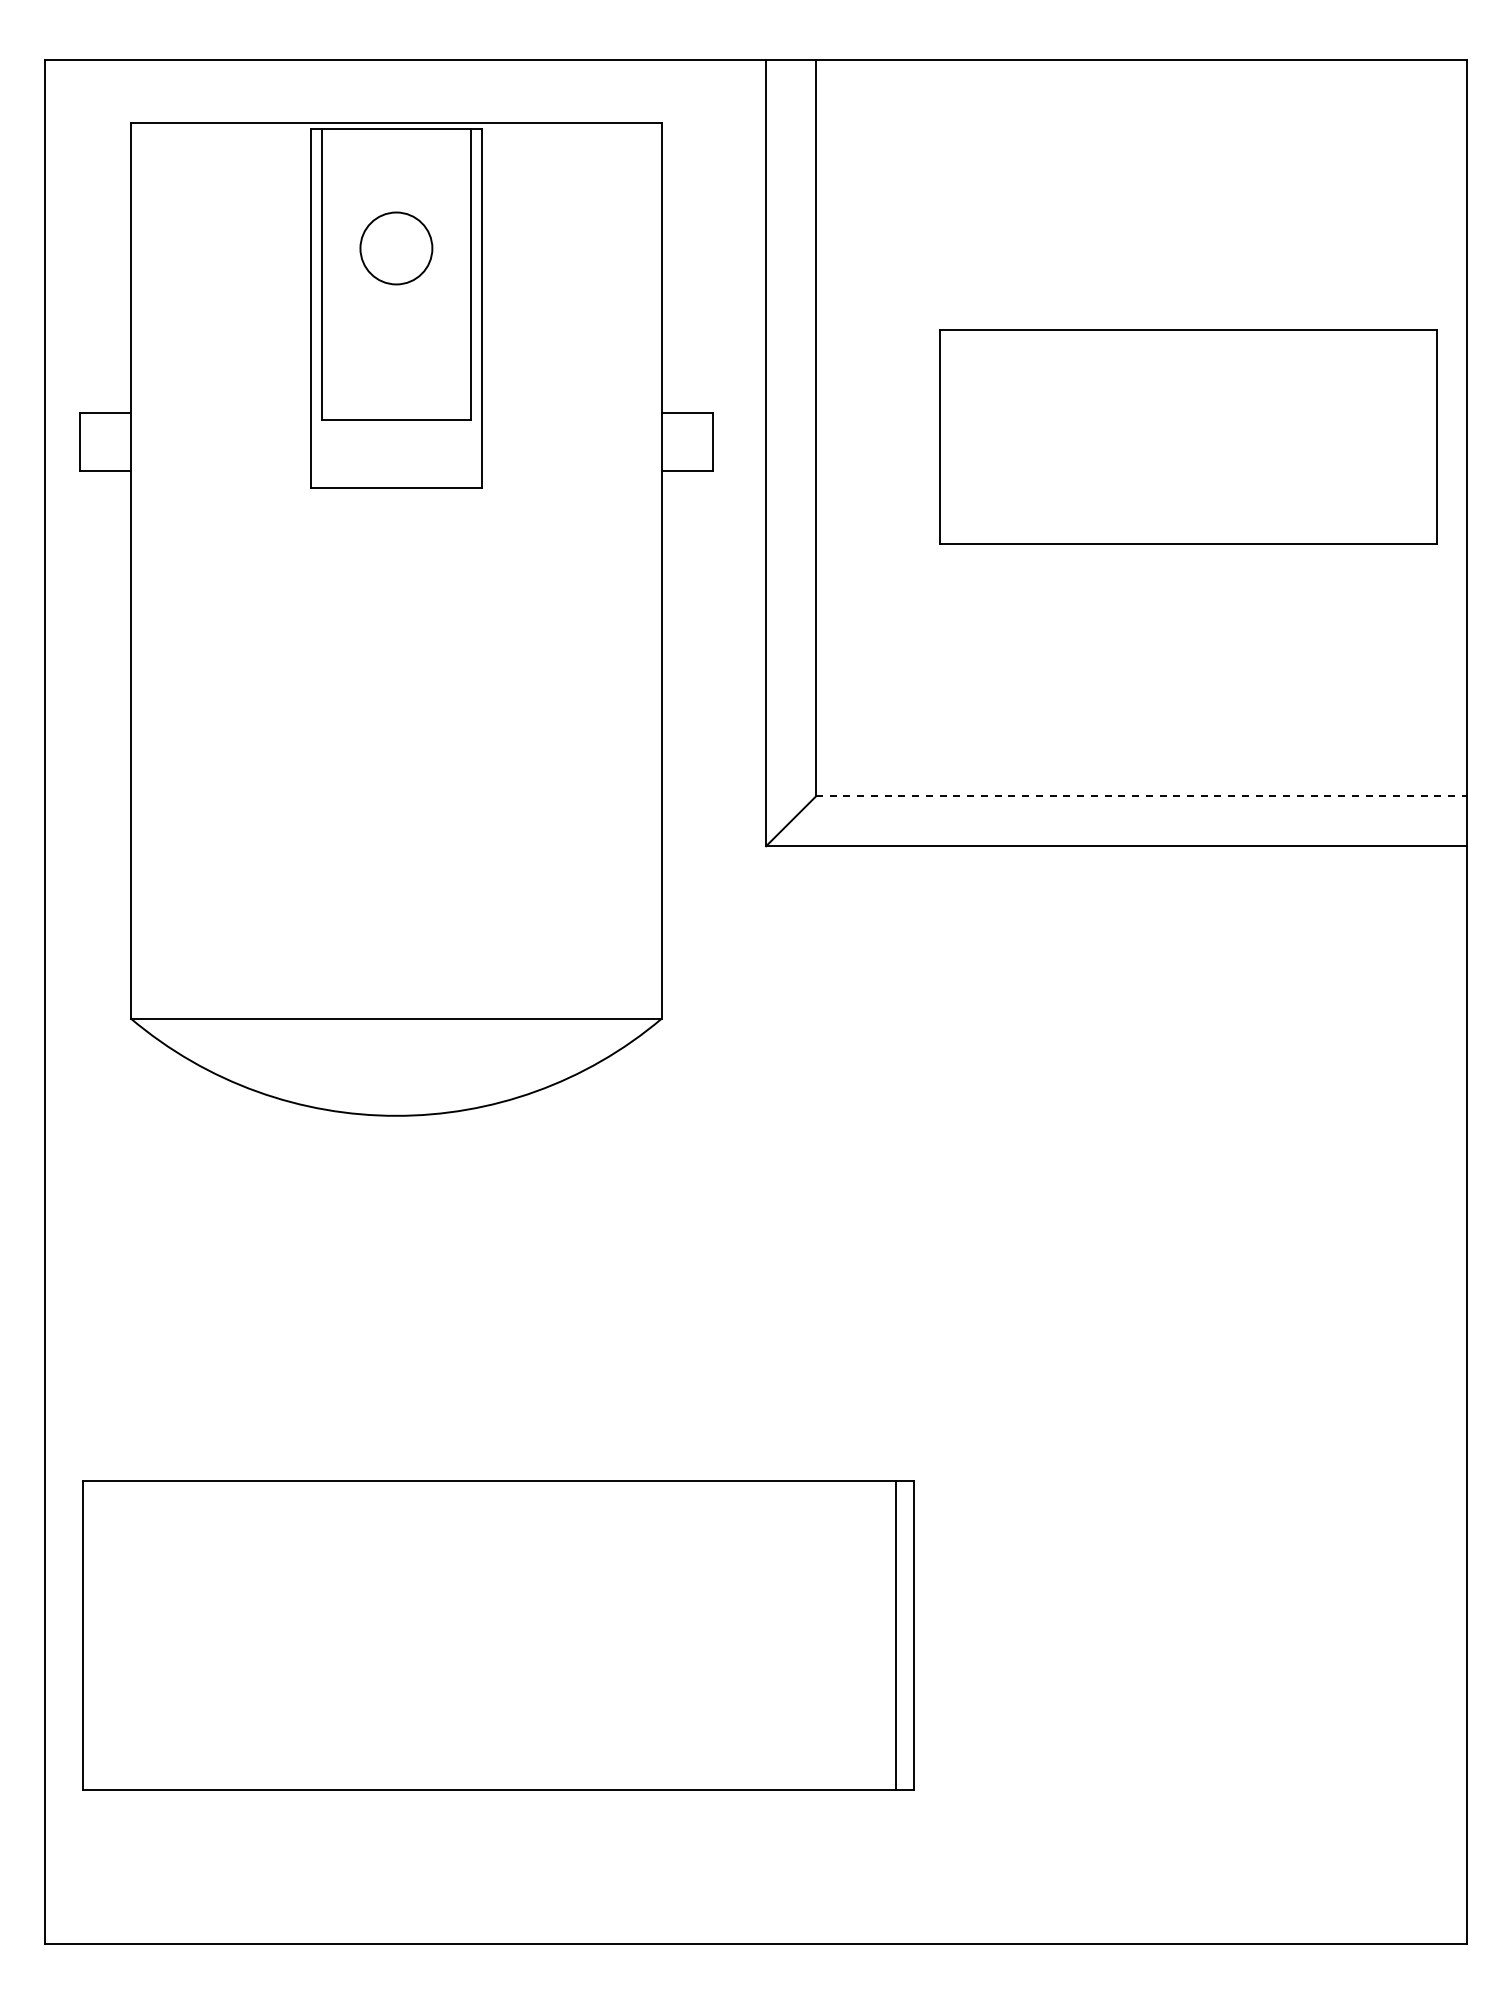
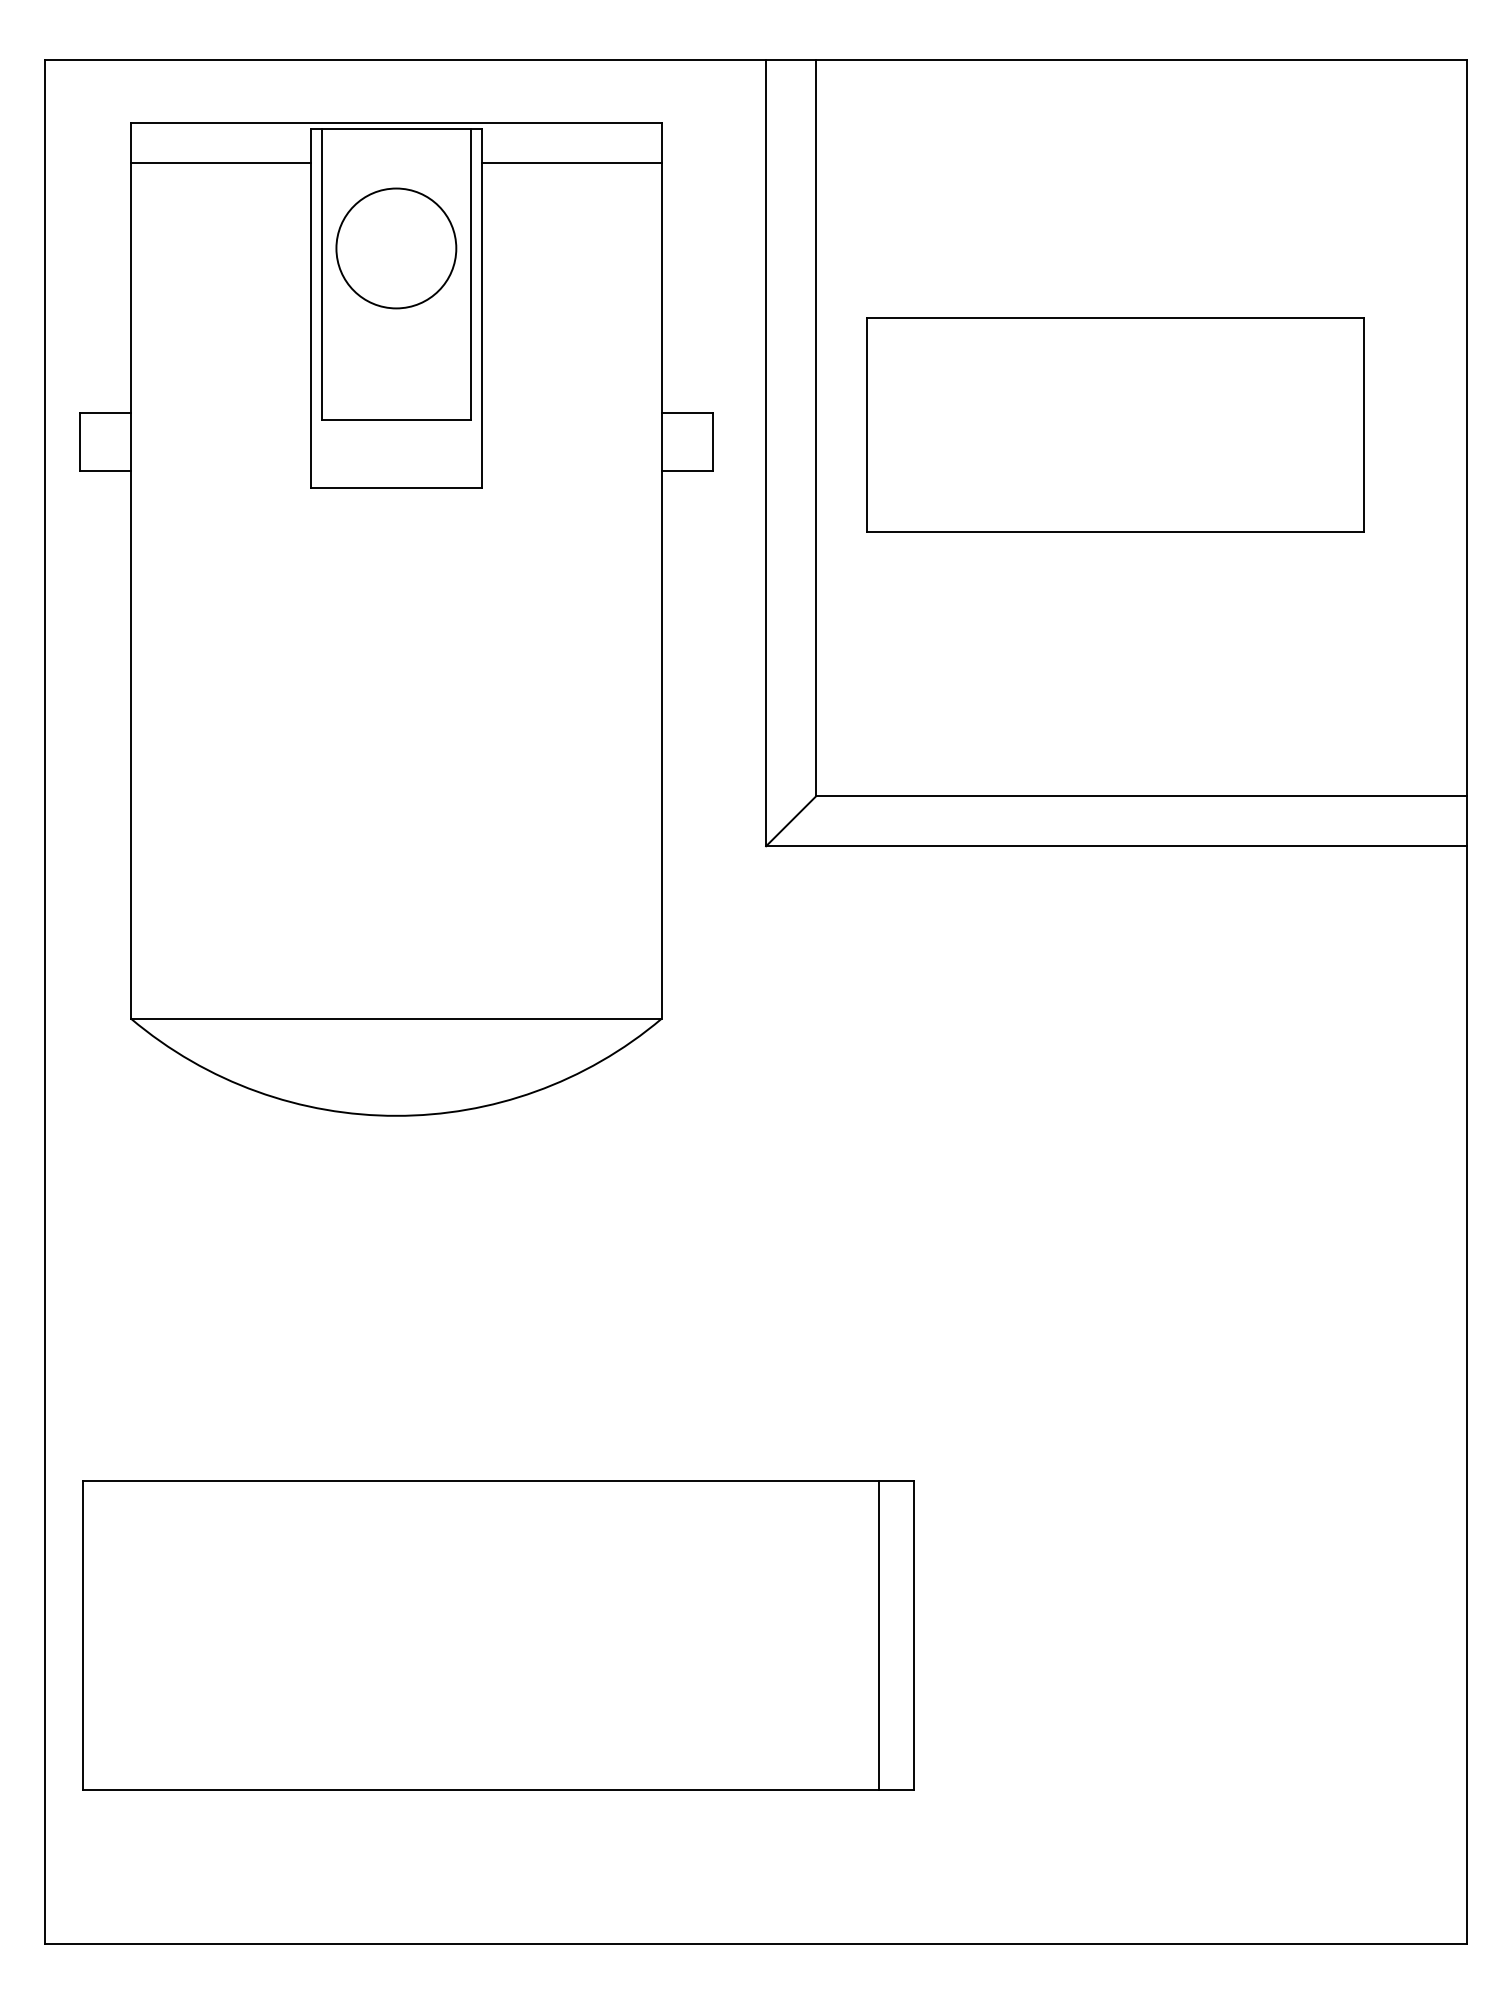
line: none -> present (220, 162)
line: none -> present (571, 162)
circle size: 75x75 px -> 123x123 px (396, 248)
part position: (1188, 436) -> (1115, 424) (1115, 424)
line: dashed -> solid (1141, 796)
line position: (896, 1635) -> (879, 1635) (879, 1635)
